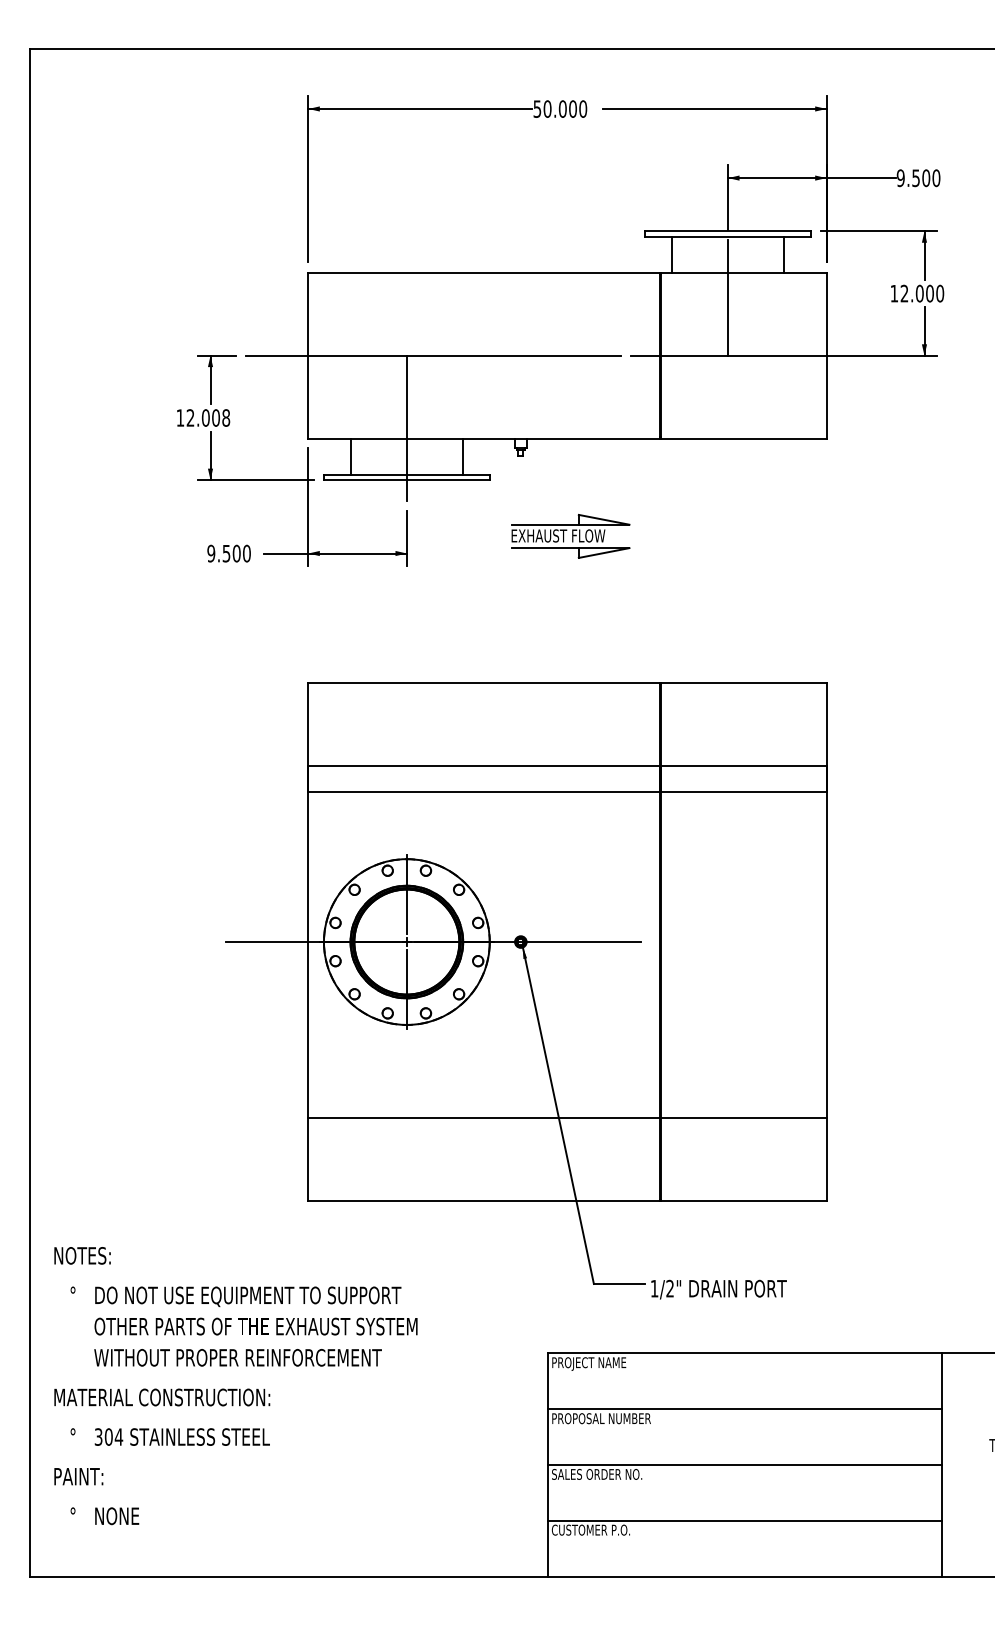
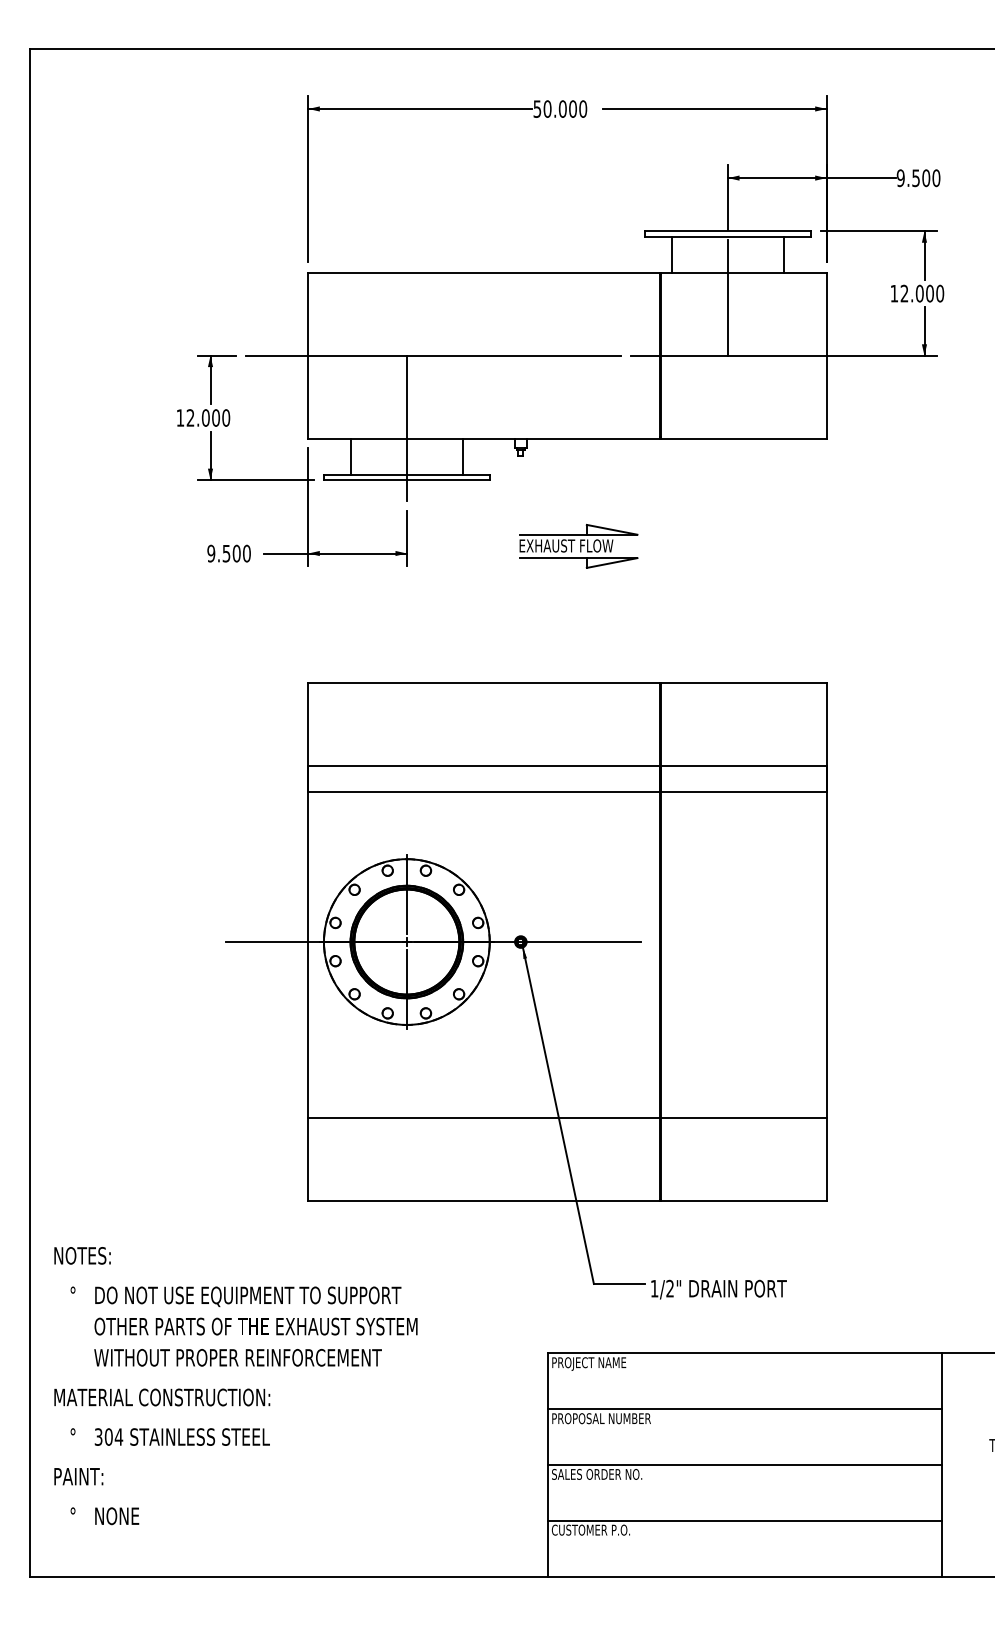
text: 12.008 -> 12.000 (226, 417)
part position: (570, 536) -> (578, 546) (578, 546)
